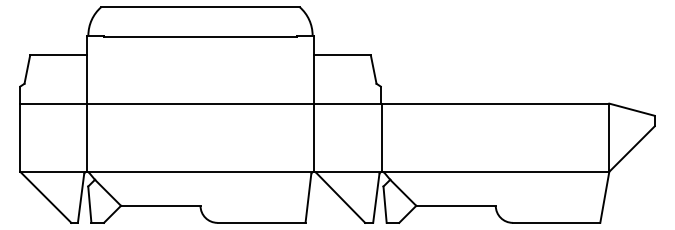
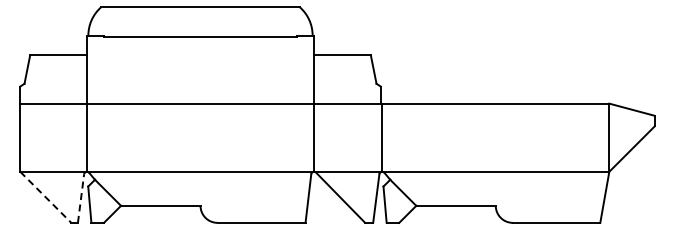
line: solid -> dashed (46, 197)
line: solid -> dashed (81, 198)
